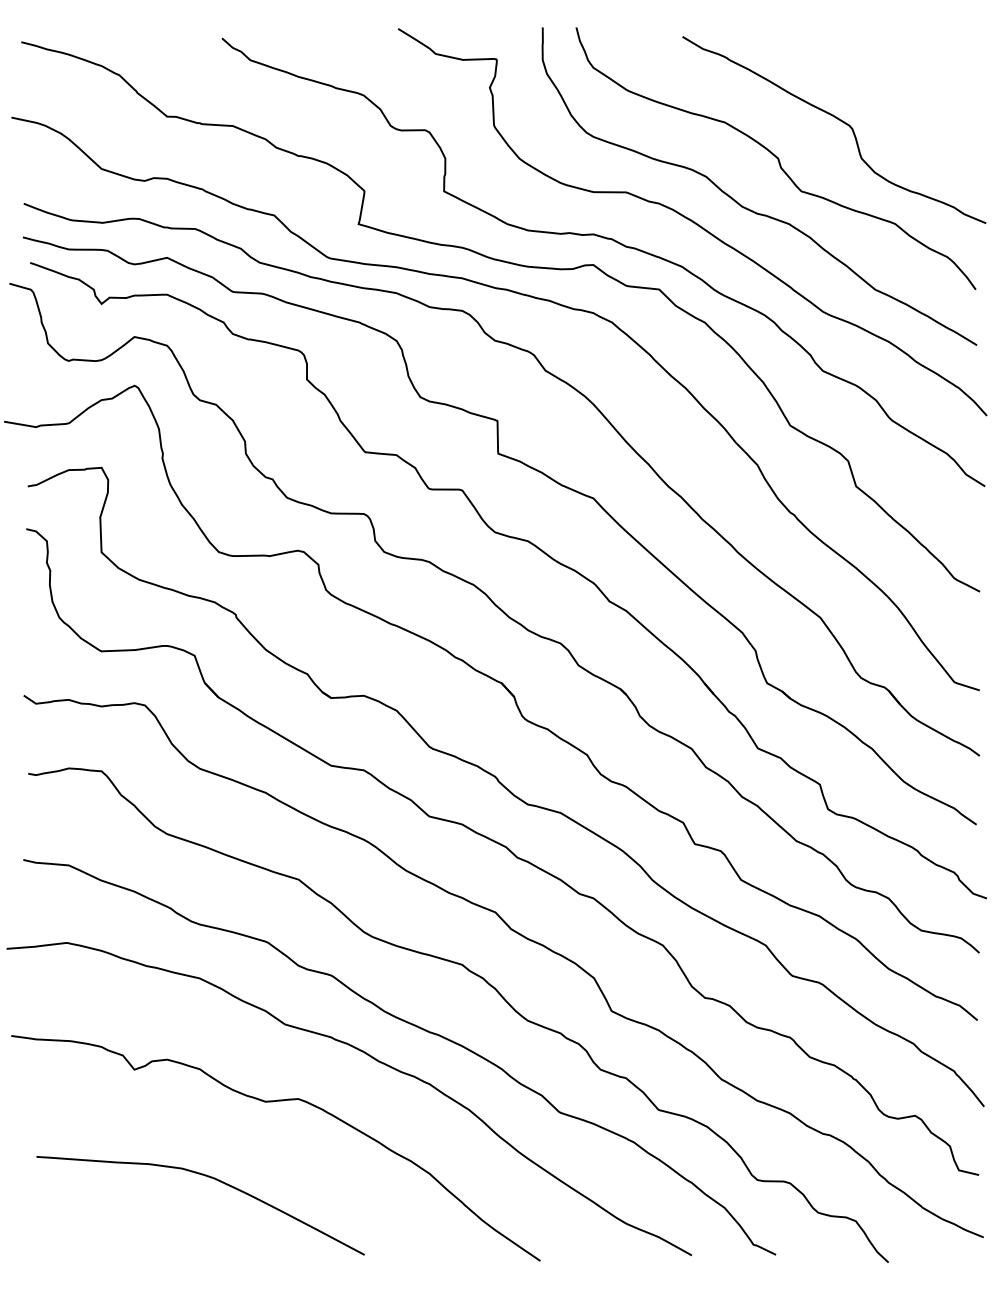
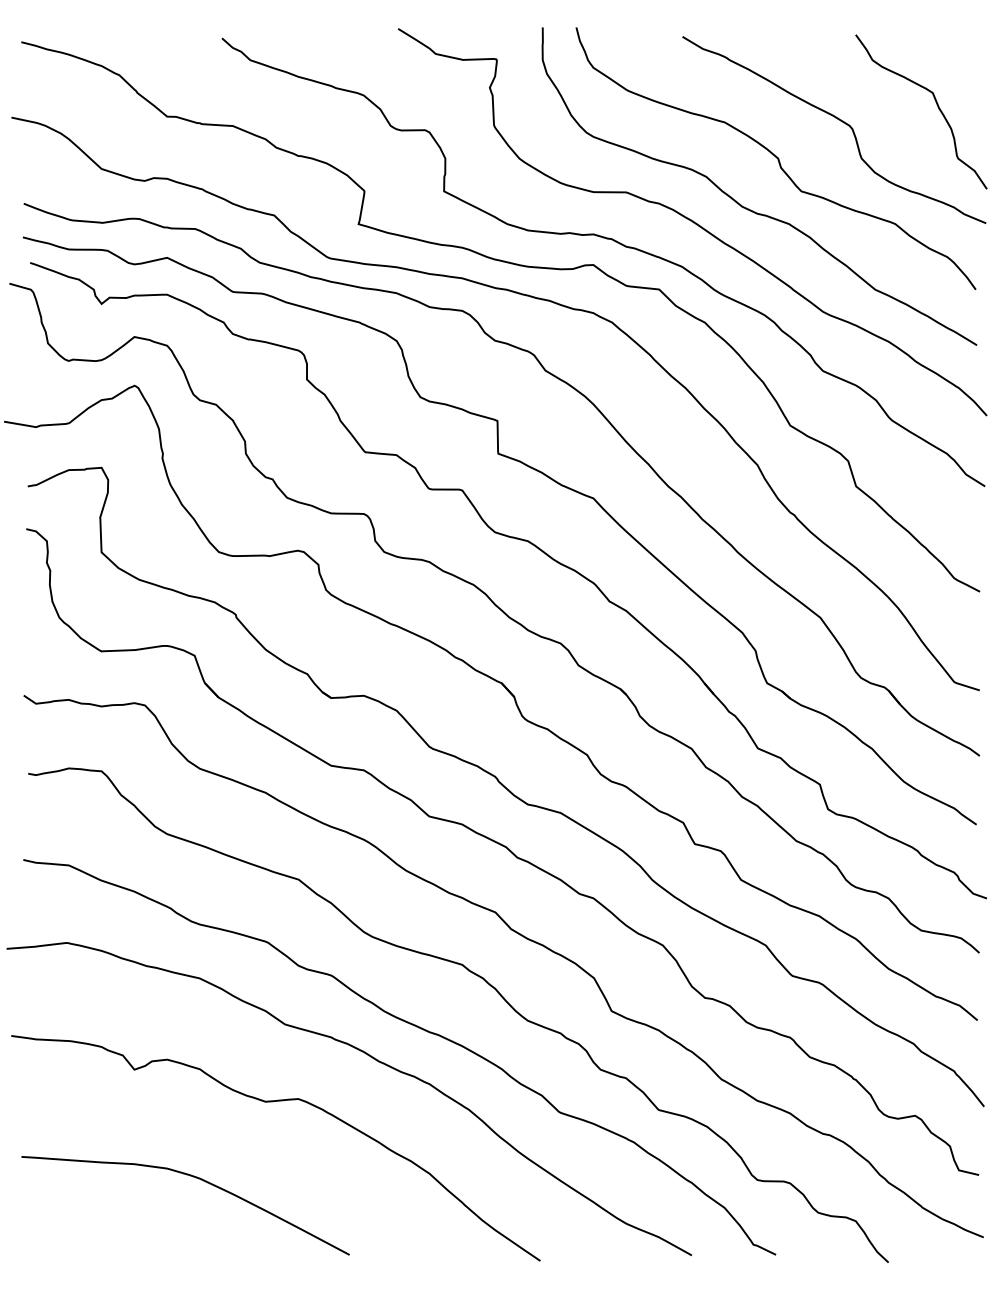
curve: none -> present (937, 107)
curve position: (210, 1178) -> (195, 1178) (195, 1178)
